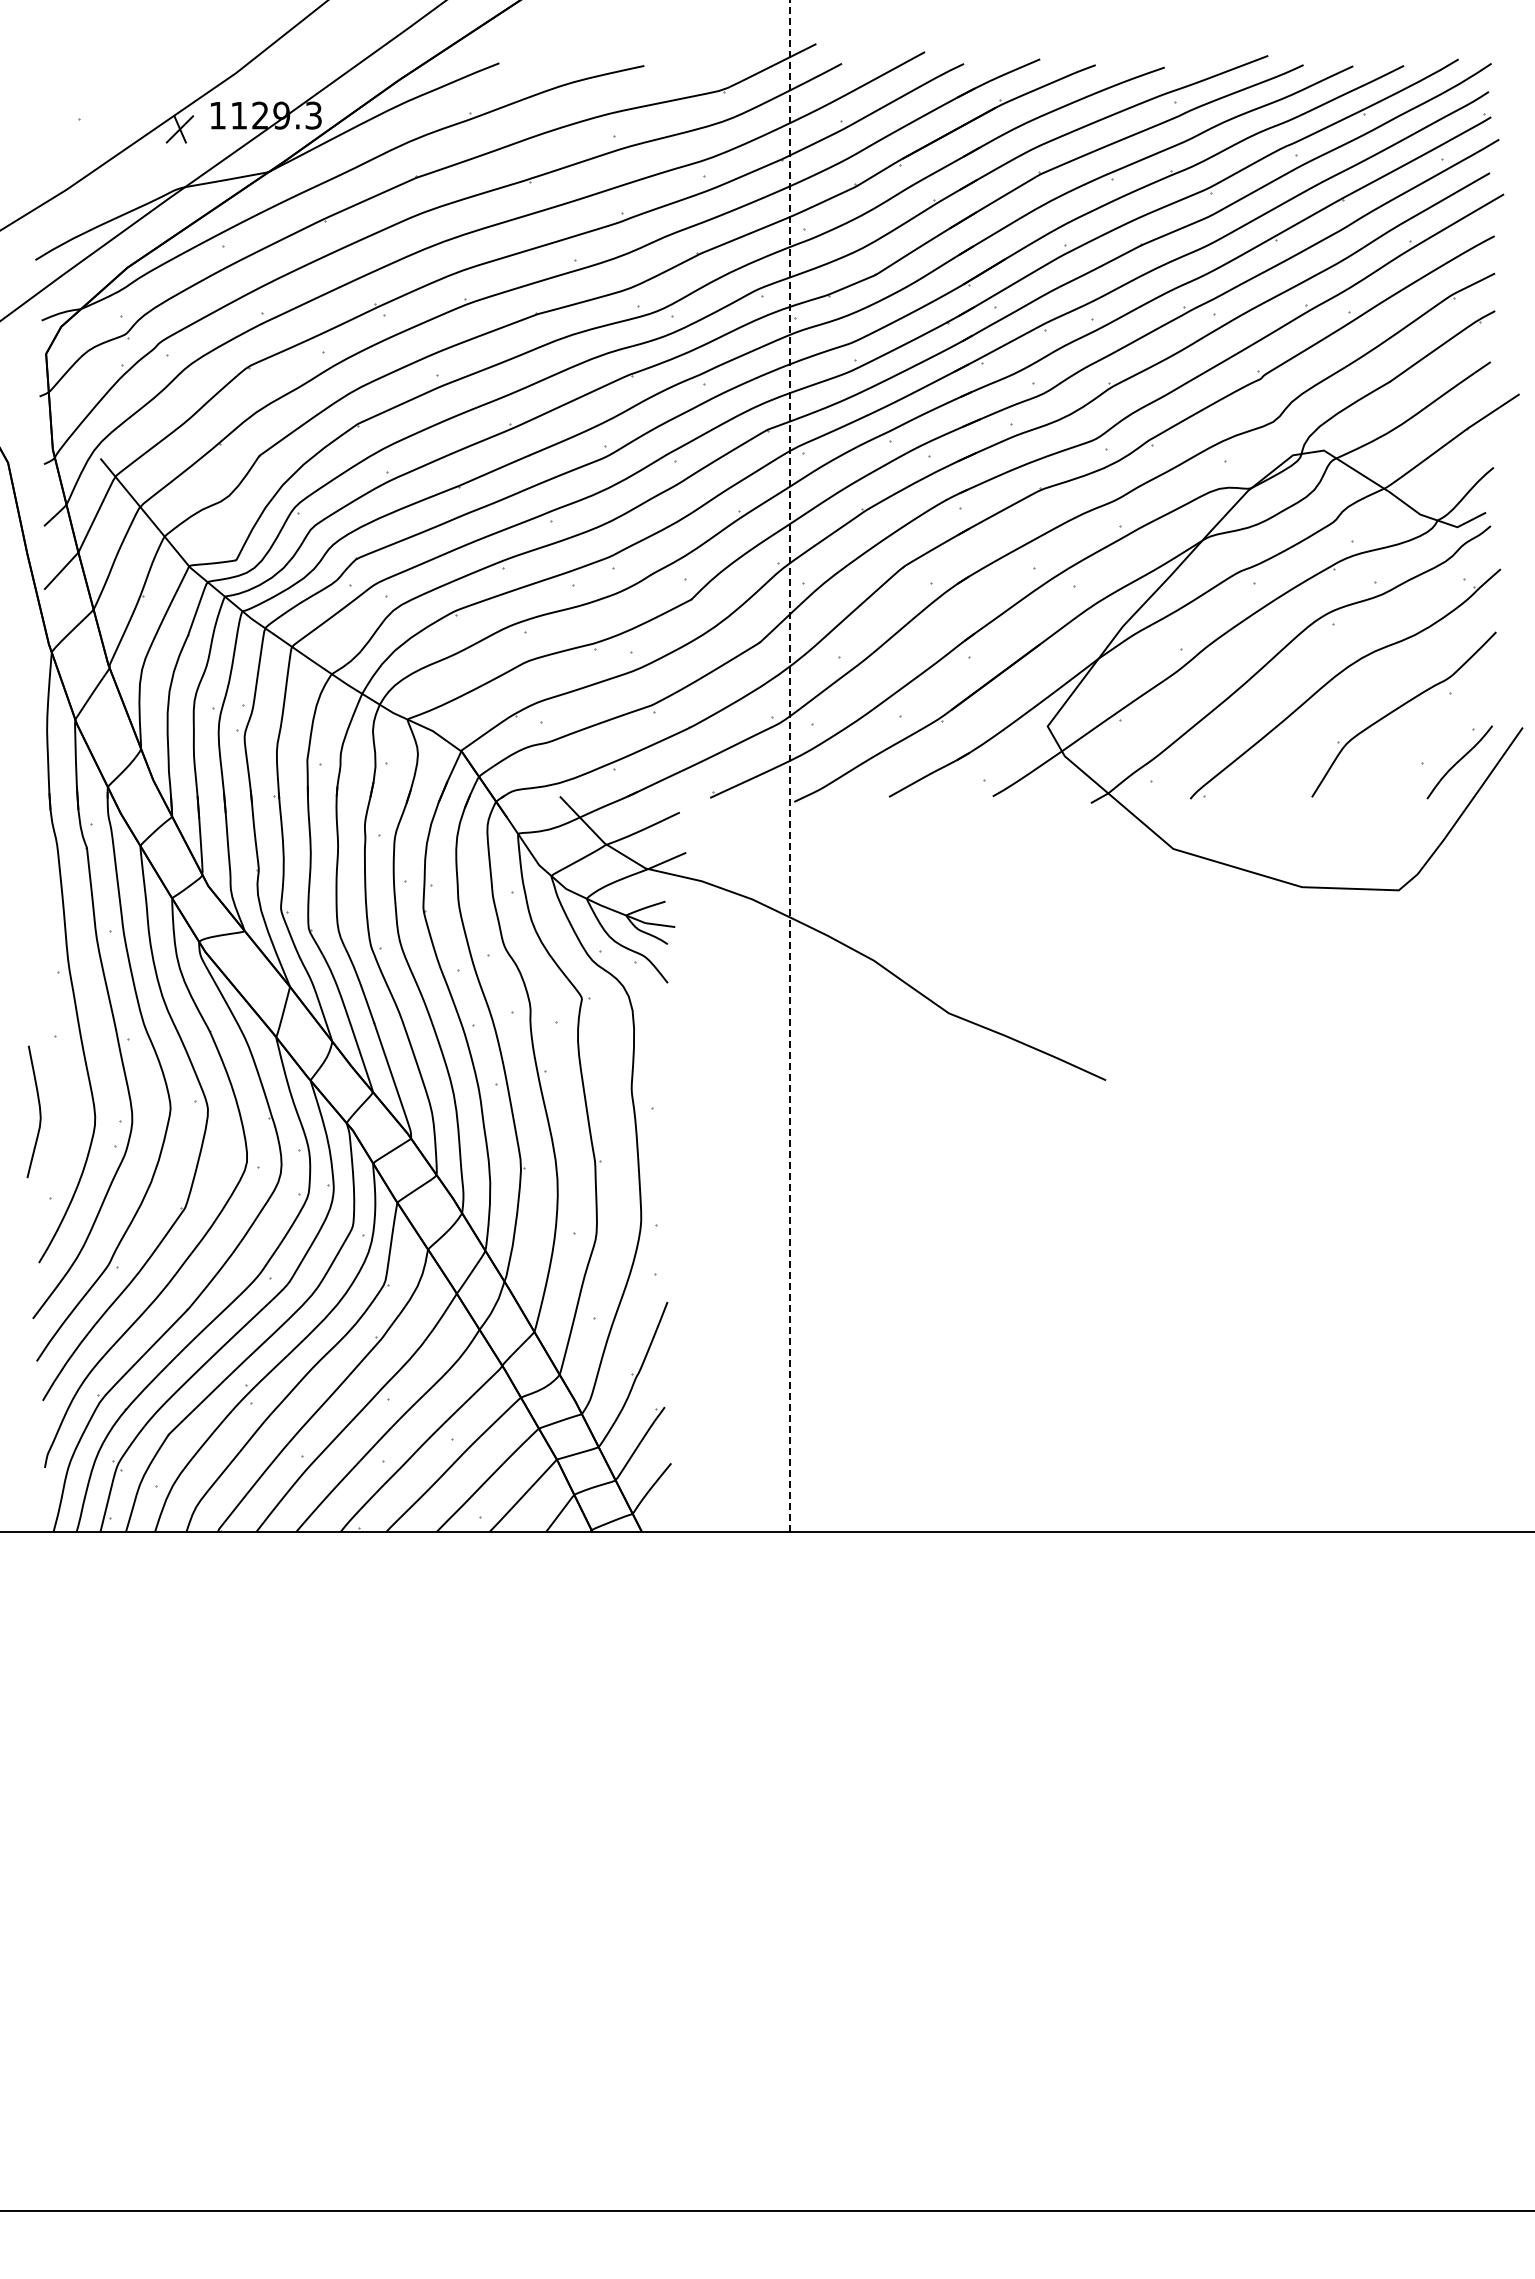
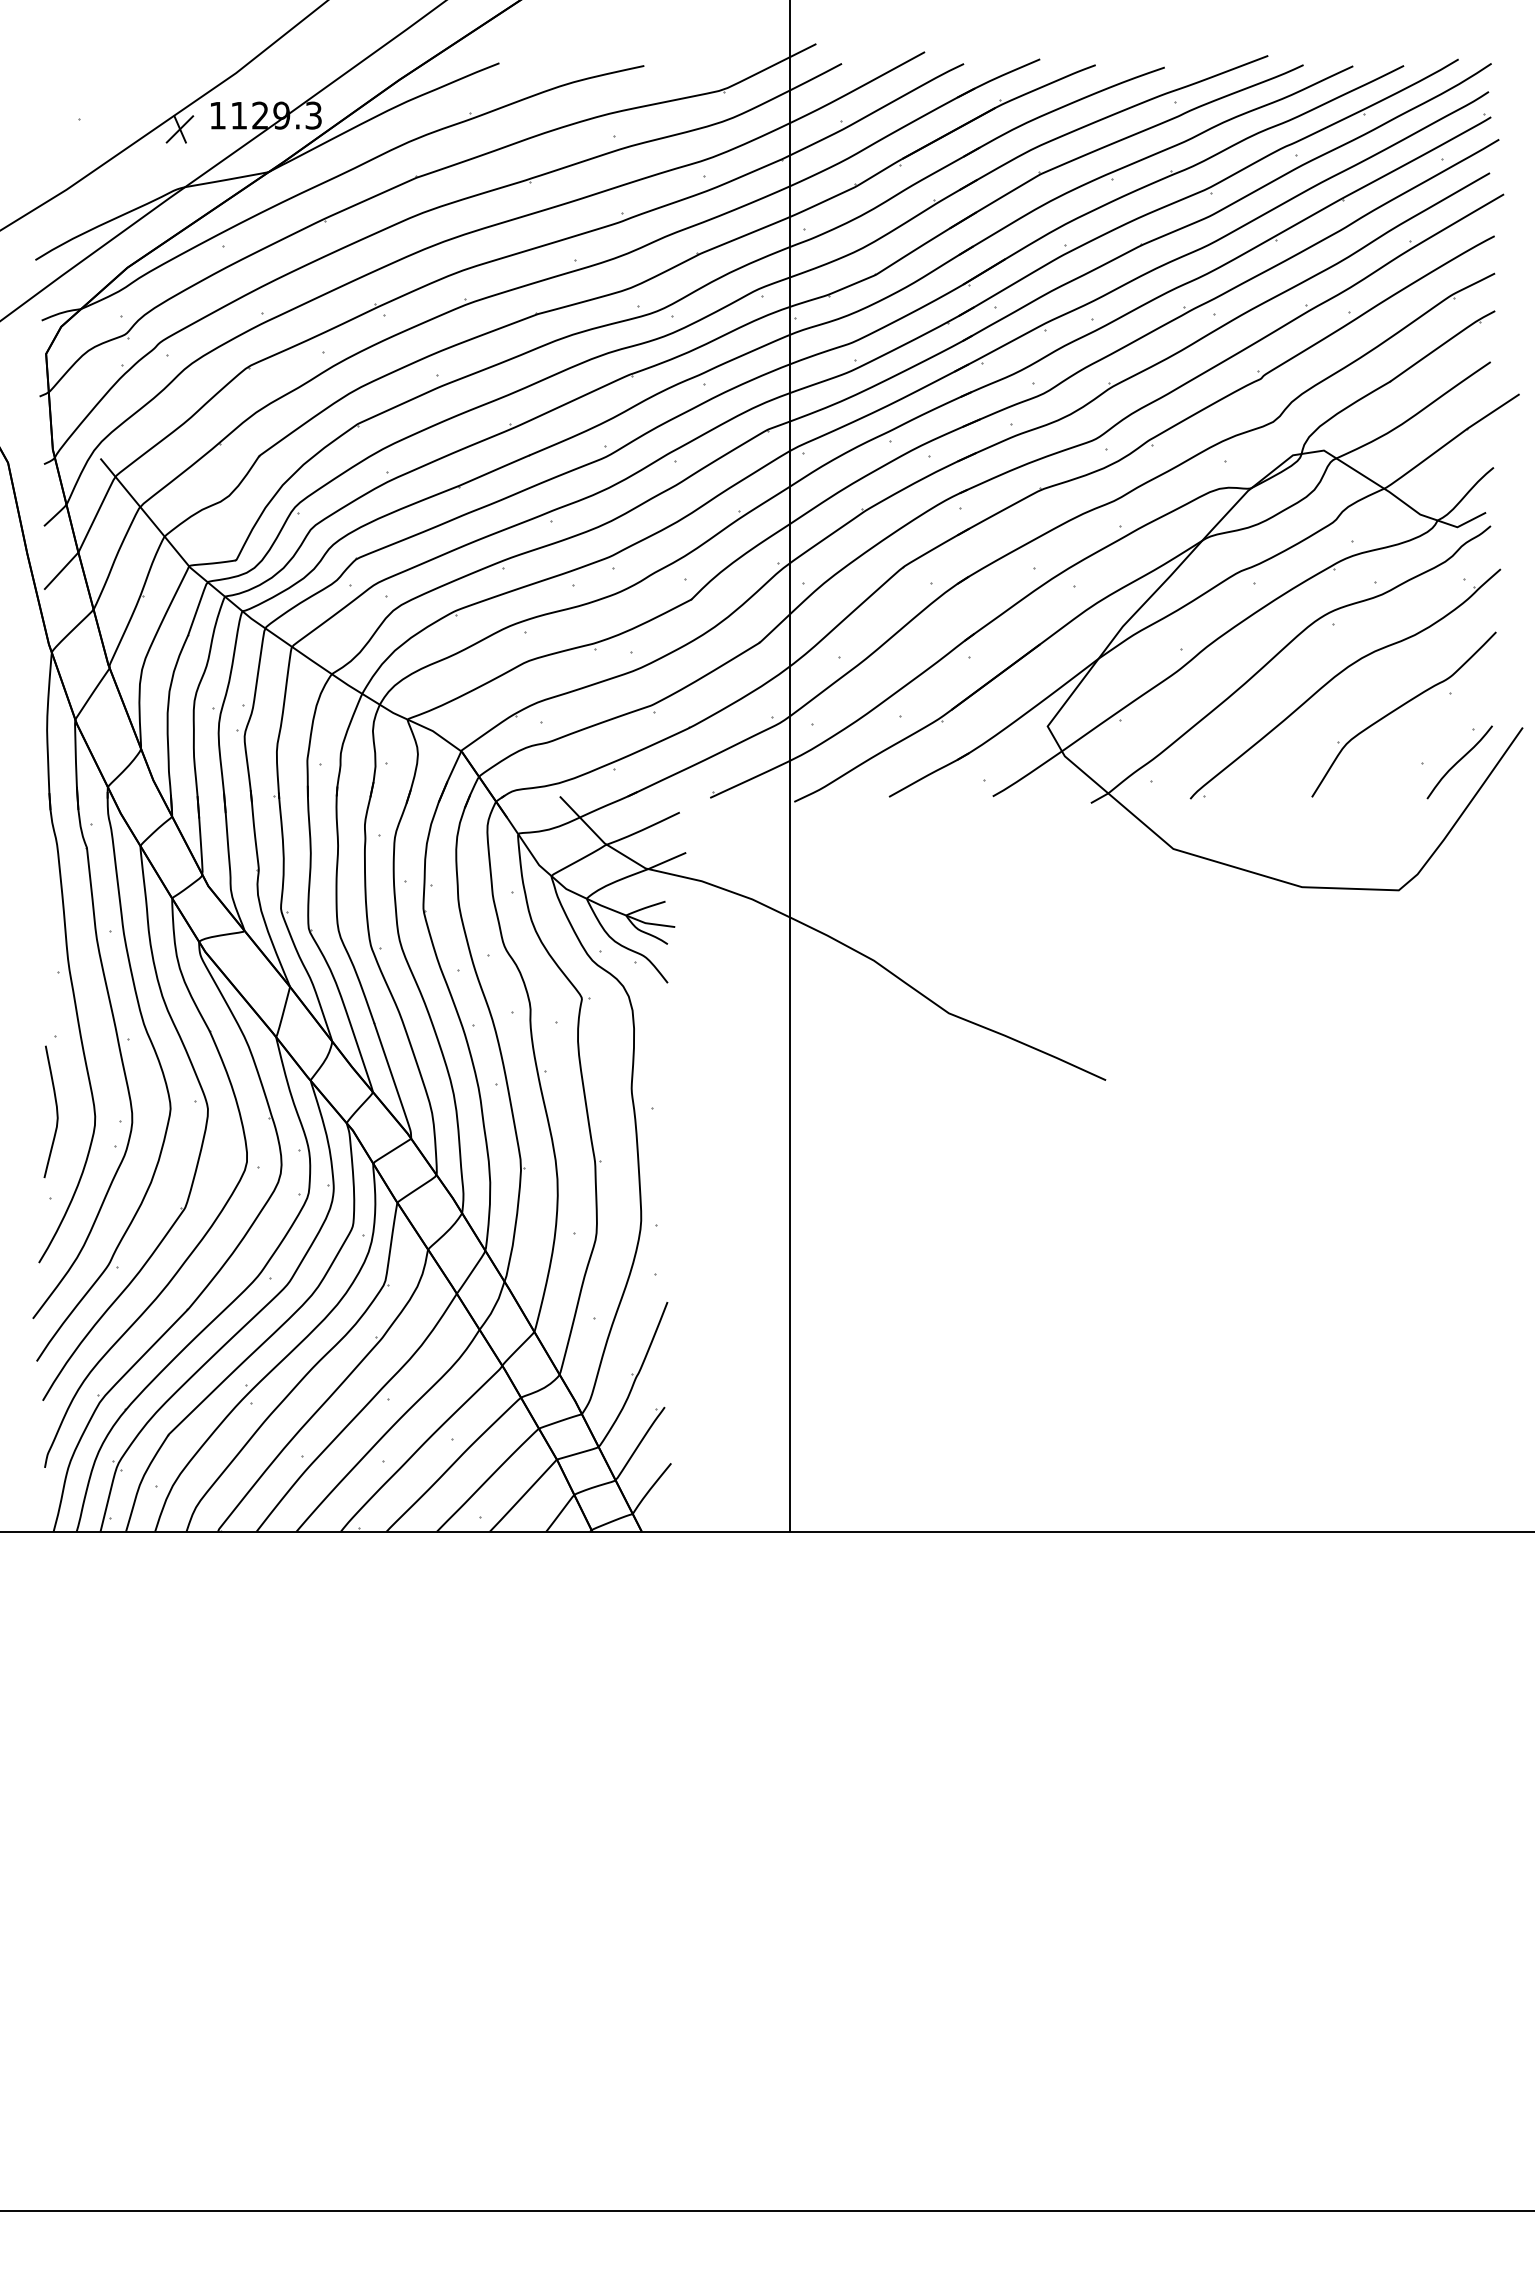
line: dashed -> solid (790, 765)
curve position: (39, 1111) -> (56, 1111) (56, 1111)
